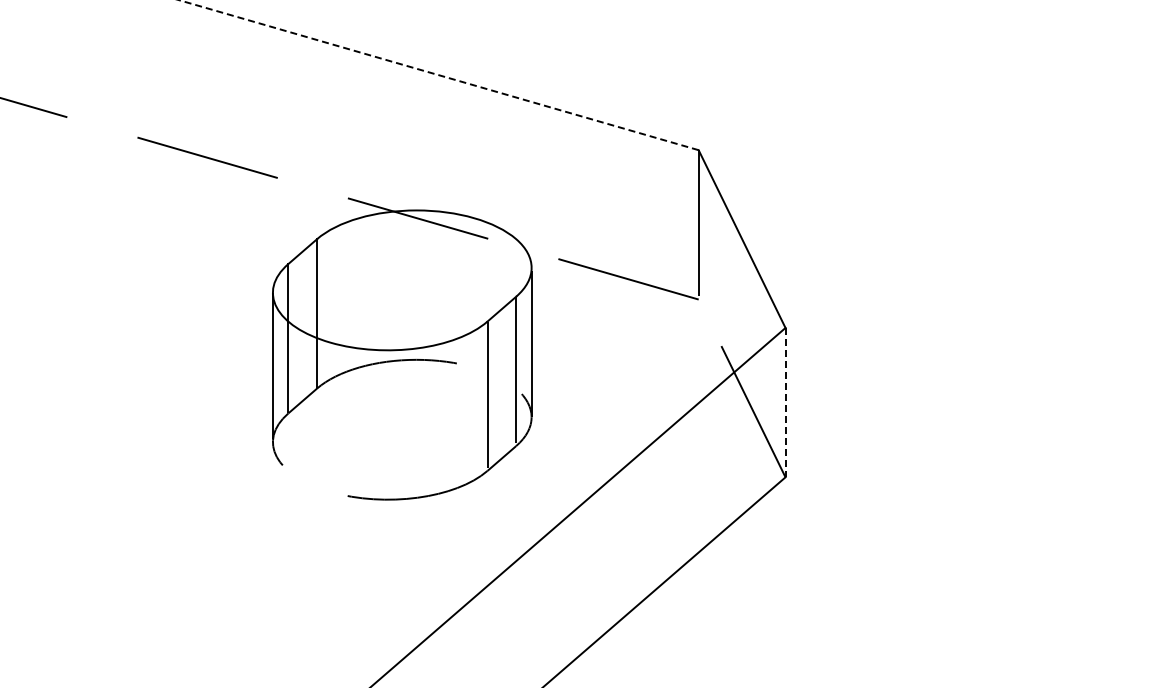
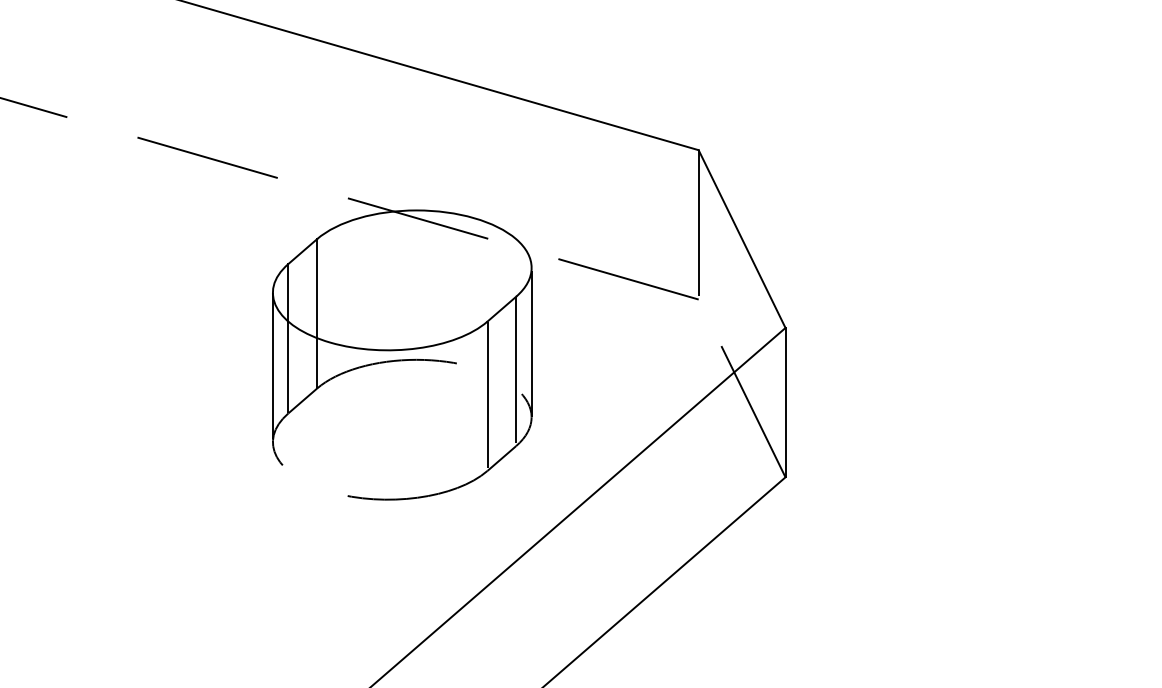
line: dashed -> solid (438, 75)
line: dashed -> solid (785, 402)
